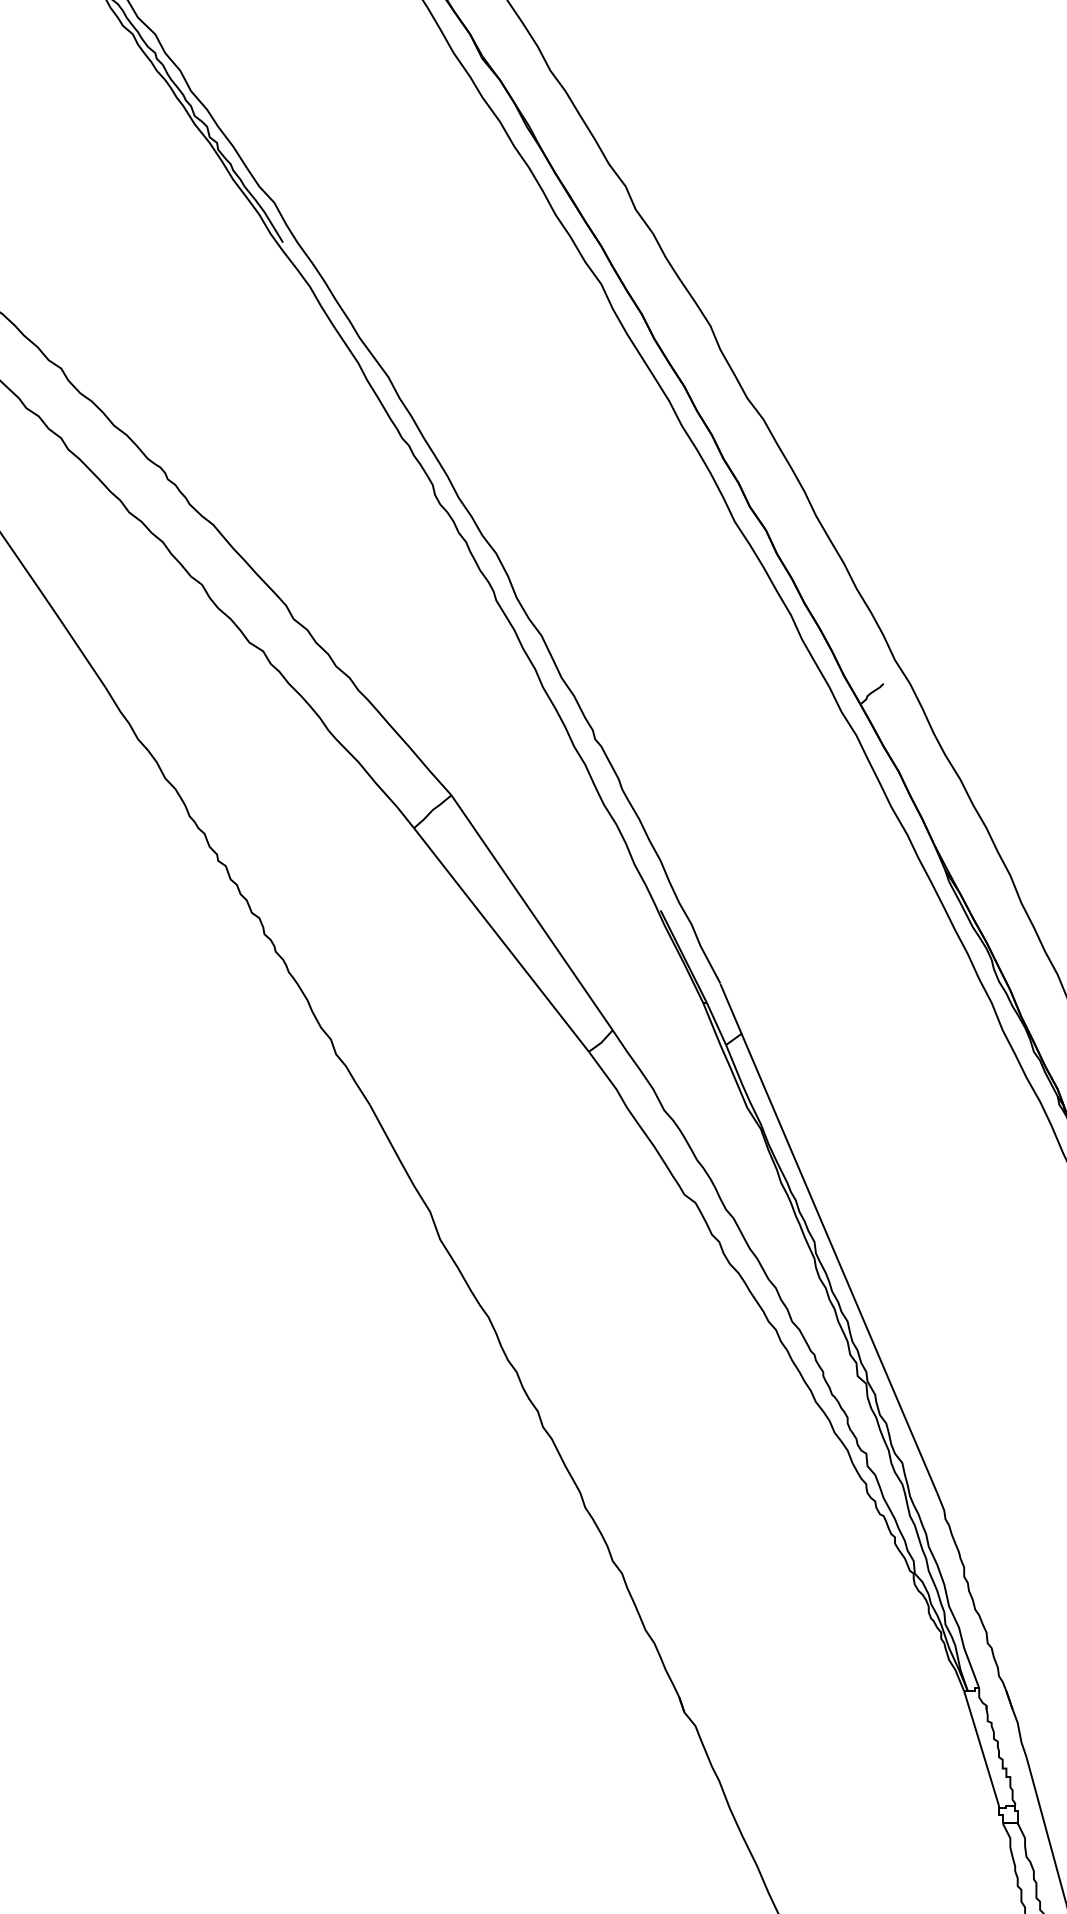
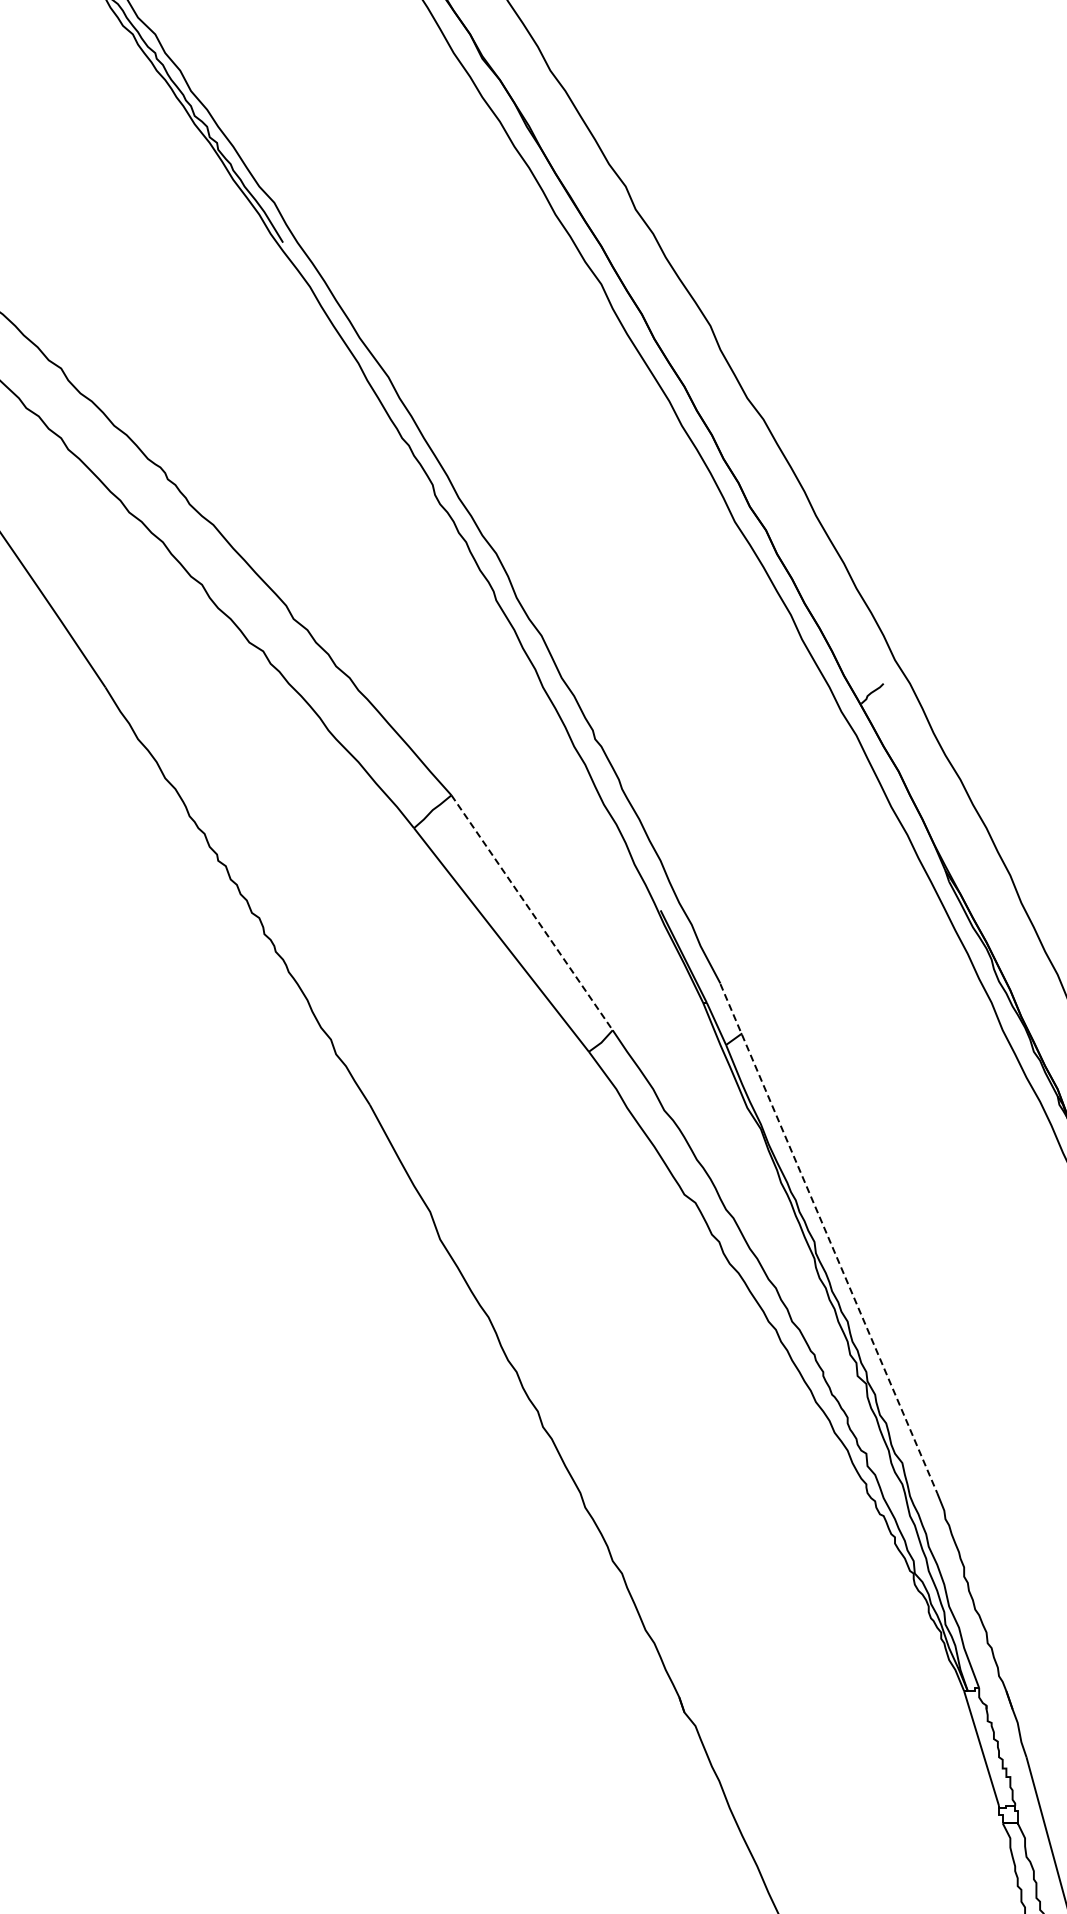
line: solid -> dashed (532, 913)
line: solid -> dashed (828, 1238)
